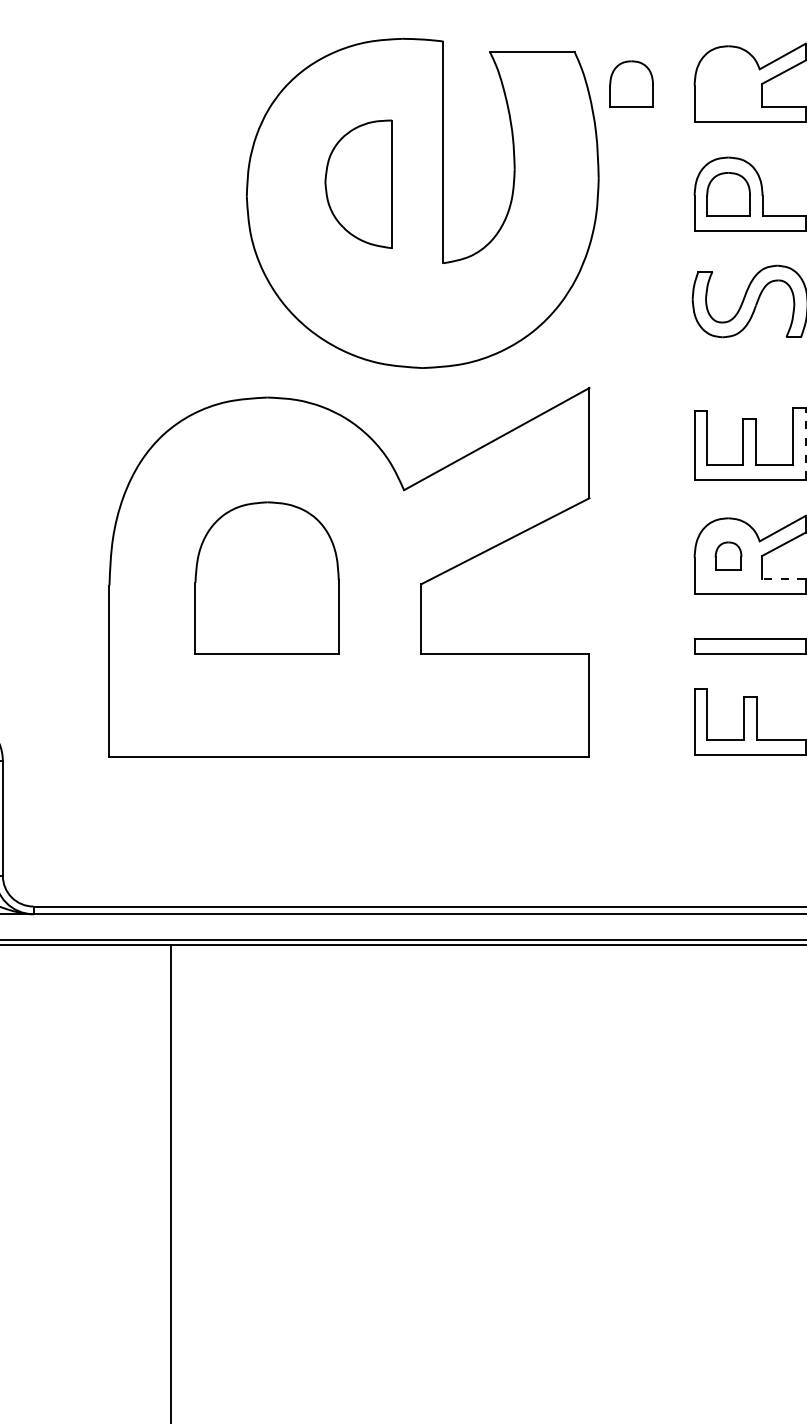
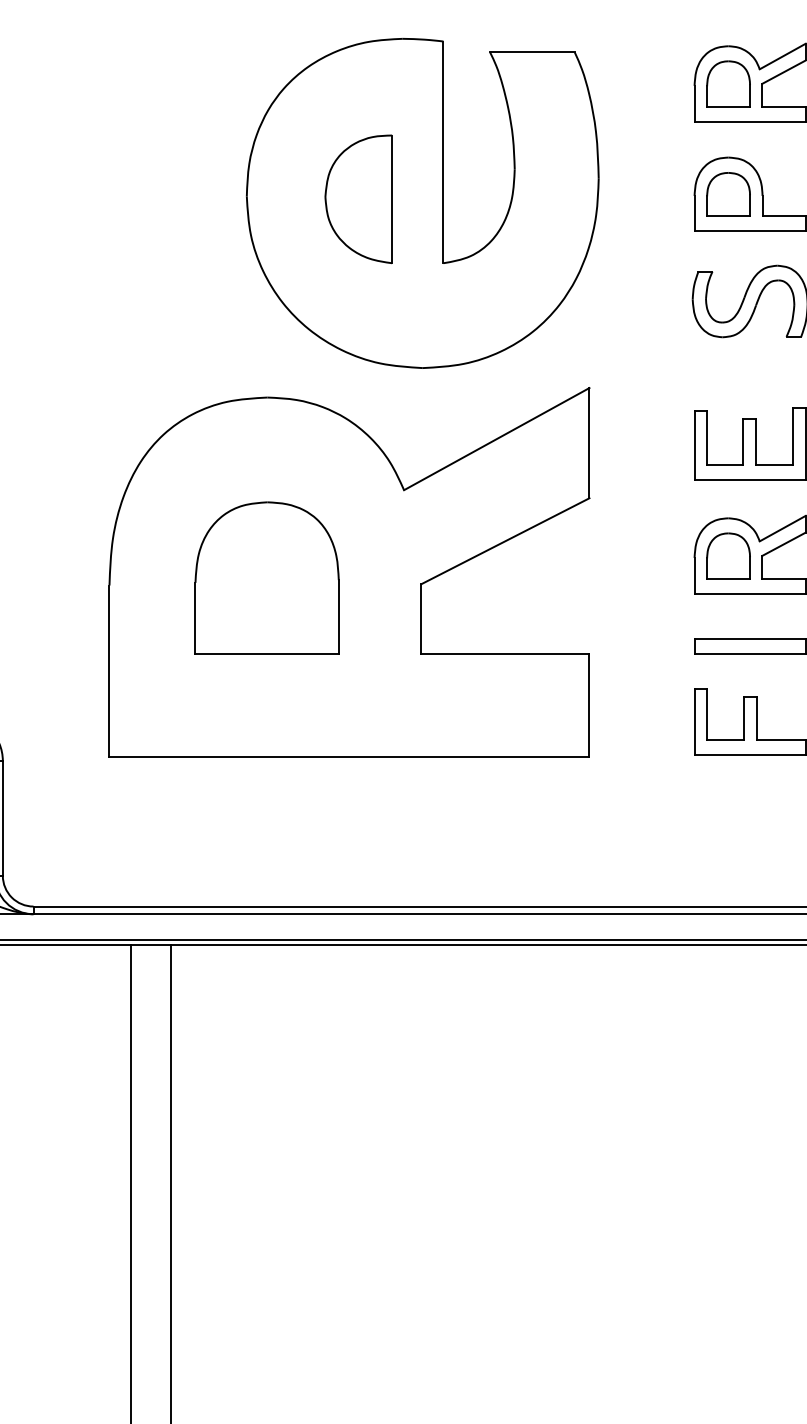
part position: (631, 83) -> (728, 83) (728, 83)
part position: (358, 184) -> (358, 199) (358, 199)
line: dashed -> solid (805, 444)
part size: 29x30 px -> 45x48 px (728, 555)
line: dashed -> solid (784, 579)
line: none -> present (131, 1182)
